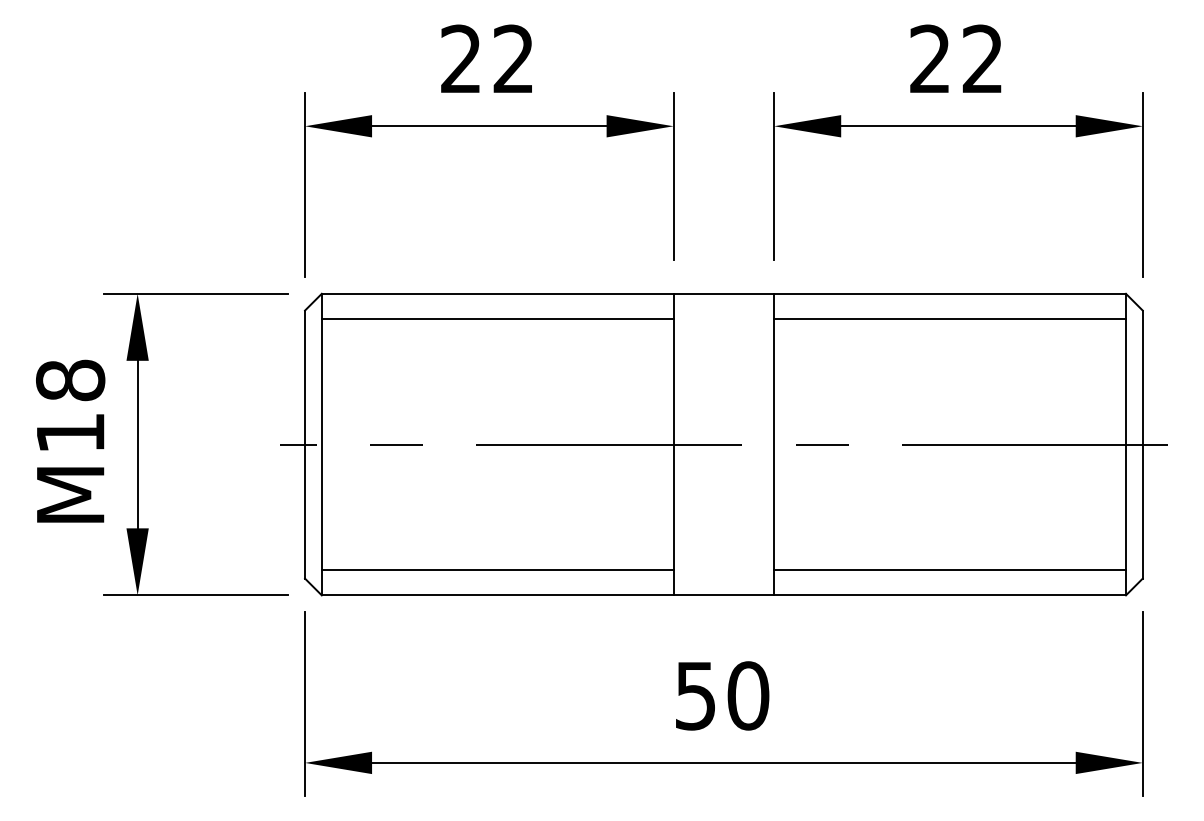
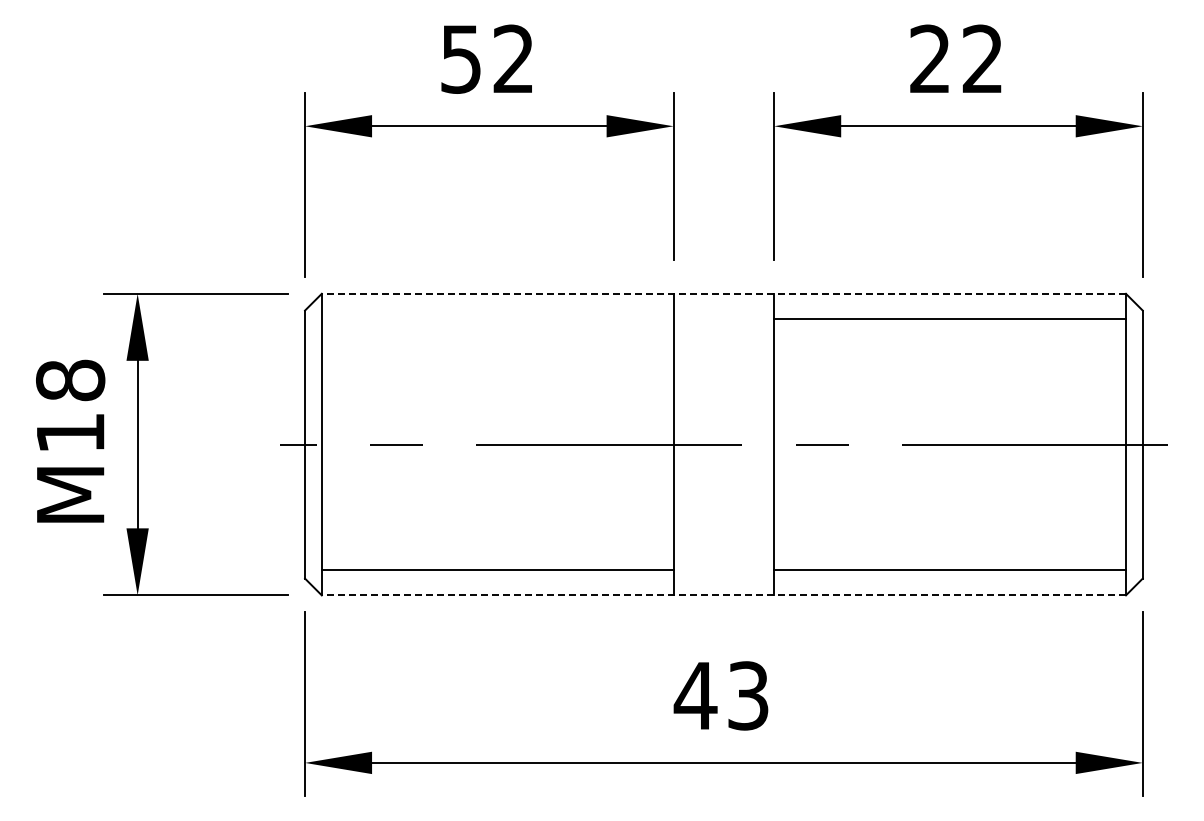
text: 22 -> 52 (460, 58)
line: solid -> dashed (723, 293)
line: present -> none (497, 318)
line: solid -> dashed (723, 595)
text: 50 -> 43 (721, 695)
